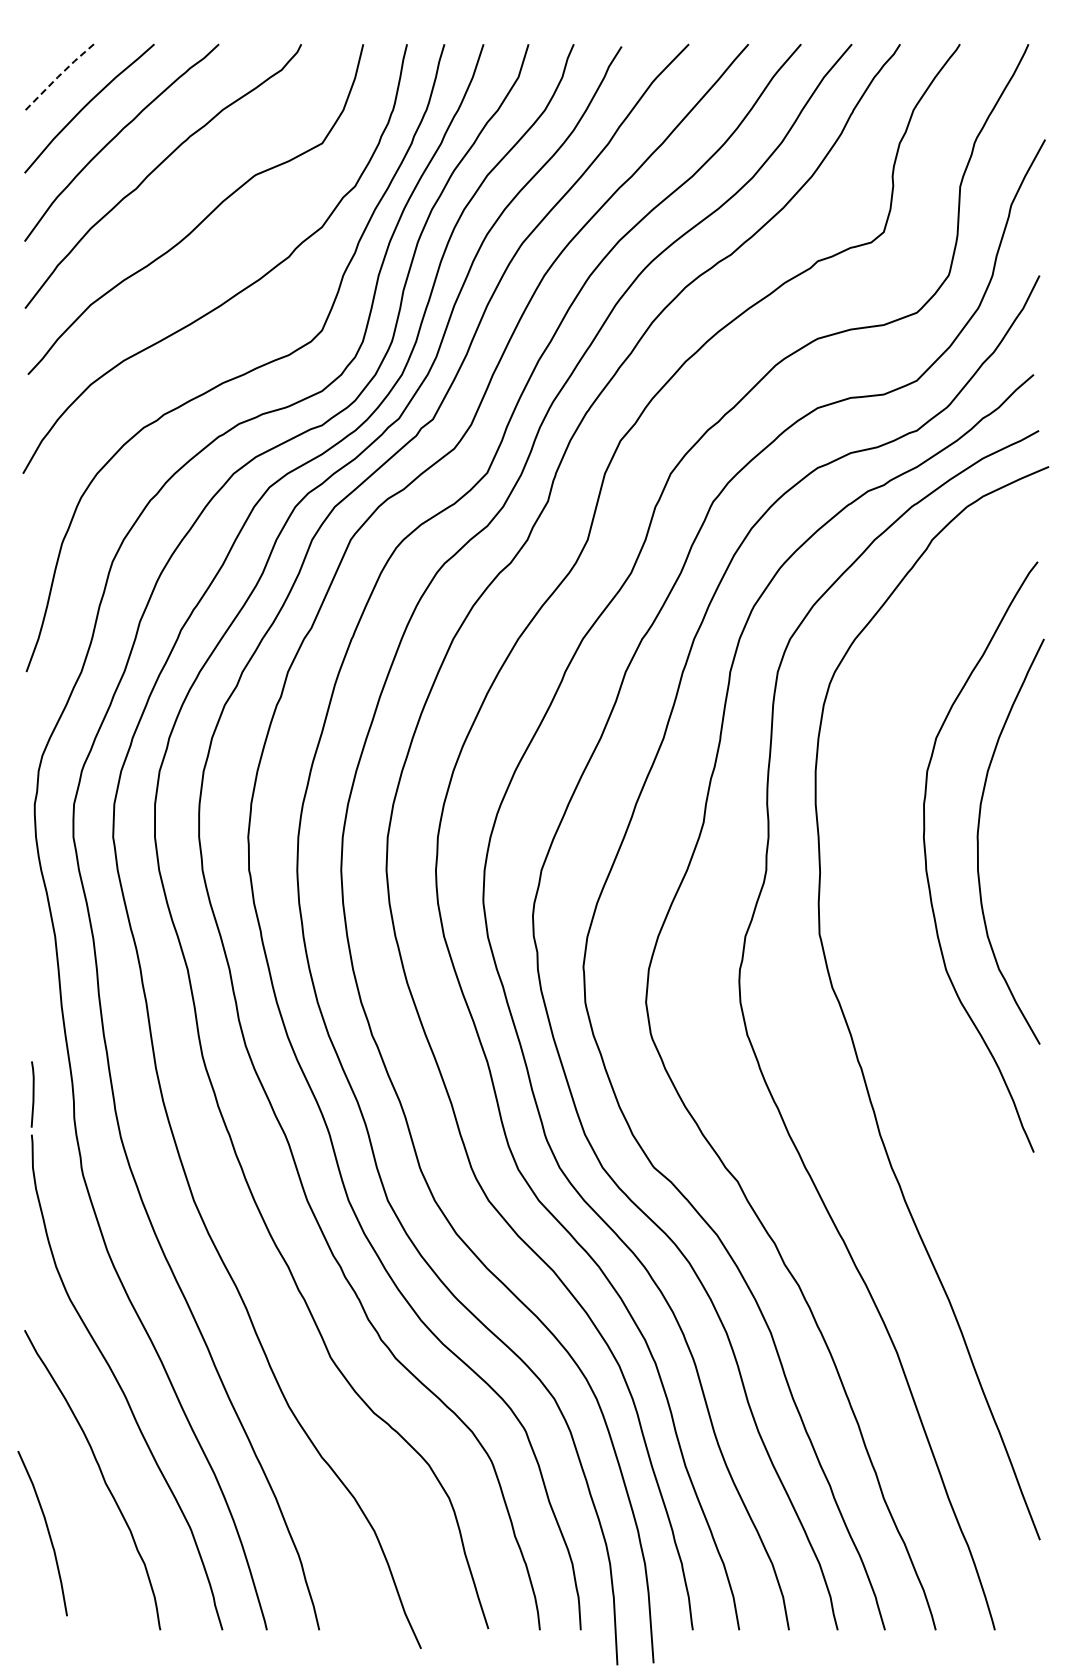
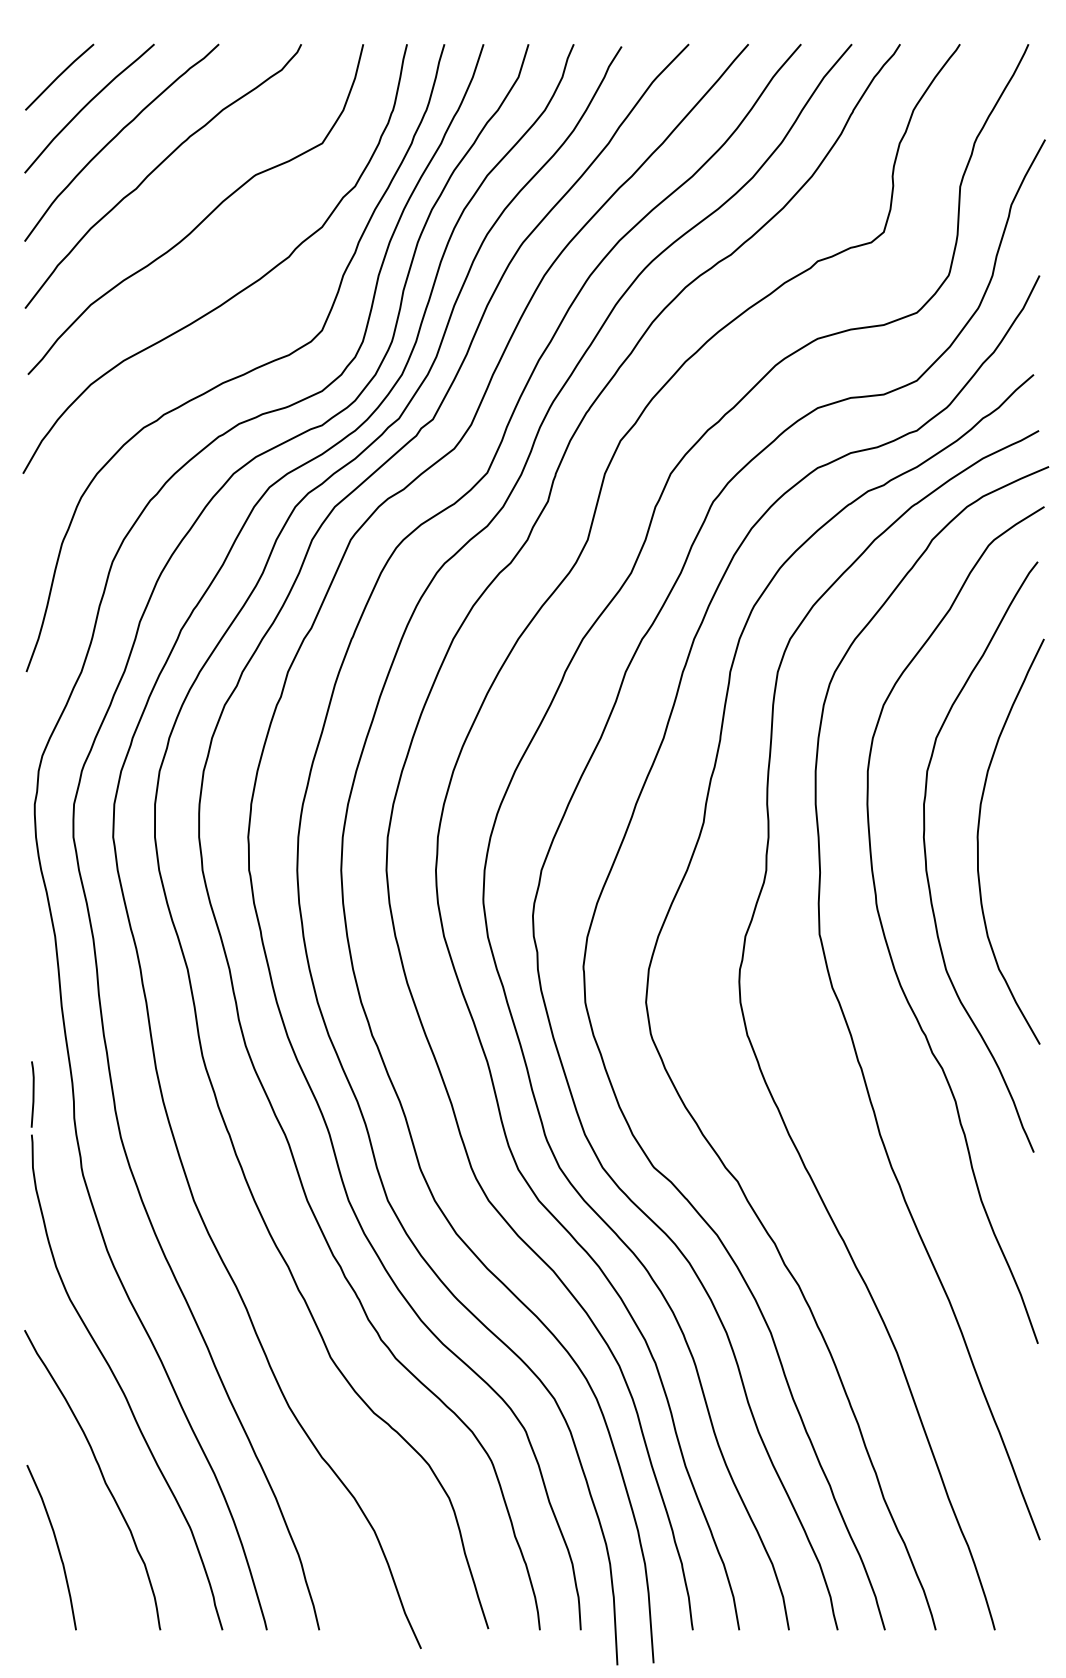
line: dashed -> solid (58, 76)
curve: none -> present (888, 945)
curve position: (47, 1531) -> (56, 1545) (56, 1545)
